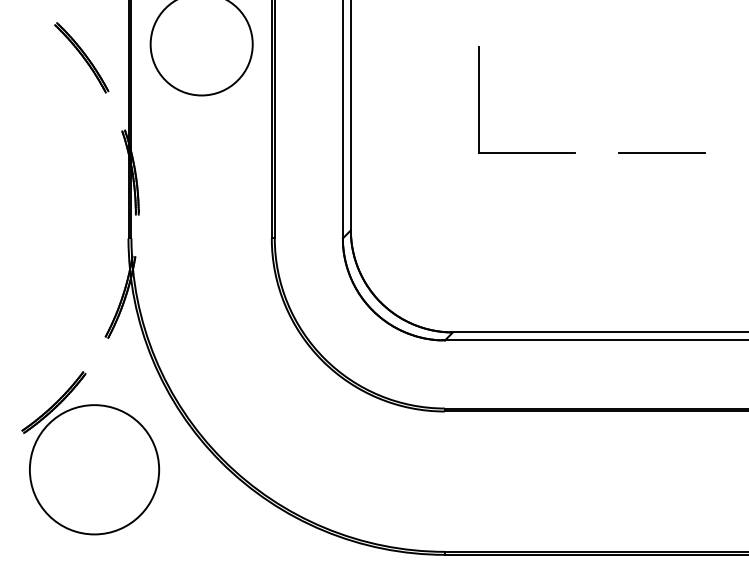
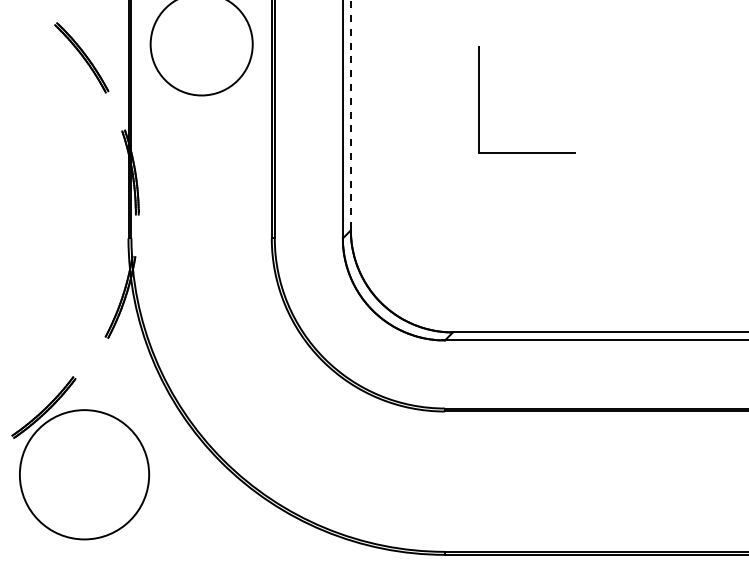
line: solid -> dashed (350, 115)
line: present -> none (661, 153)
part position: (90, 453) -> (80, 458) (80, 458)
